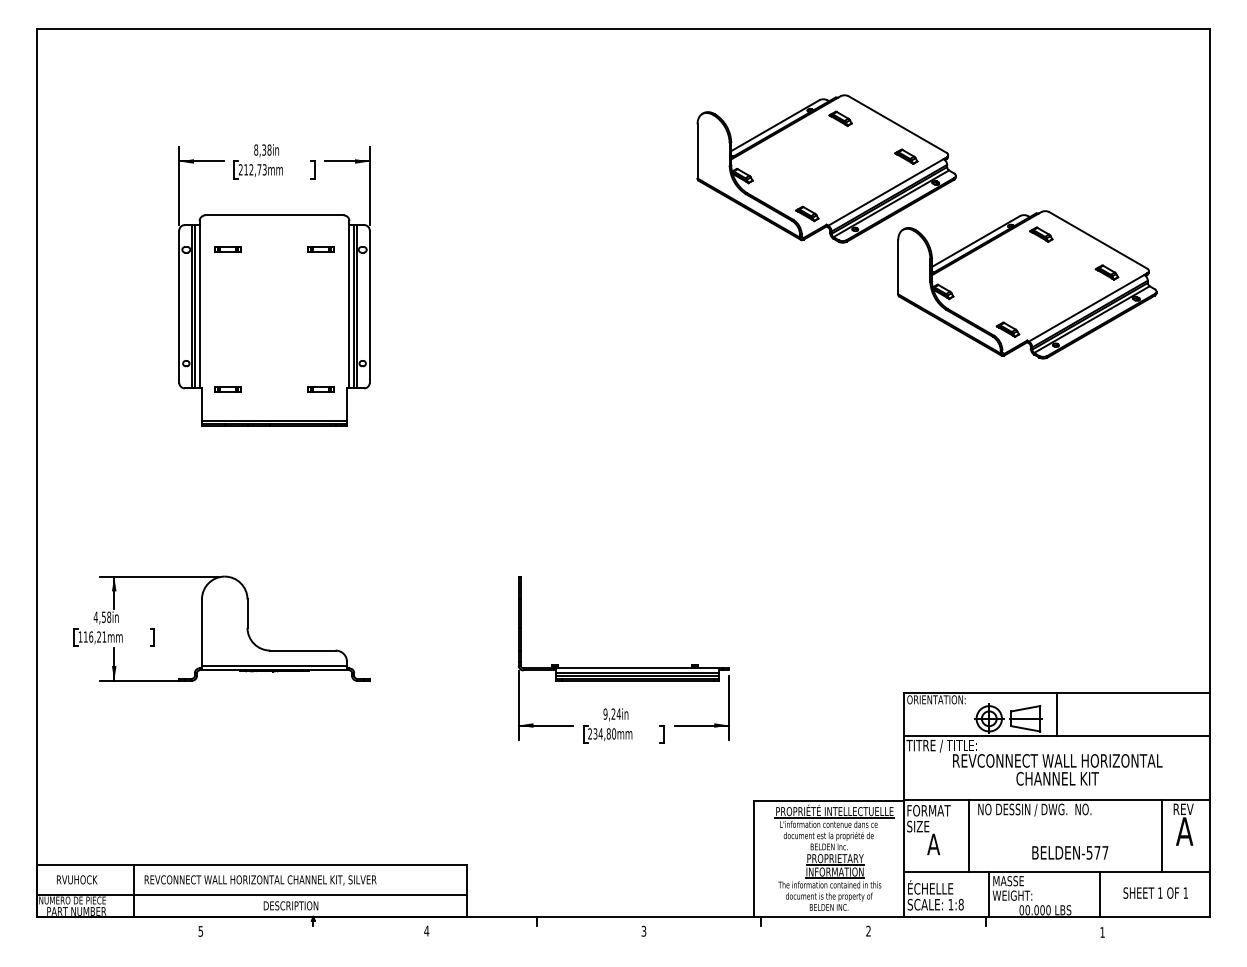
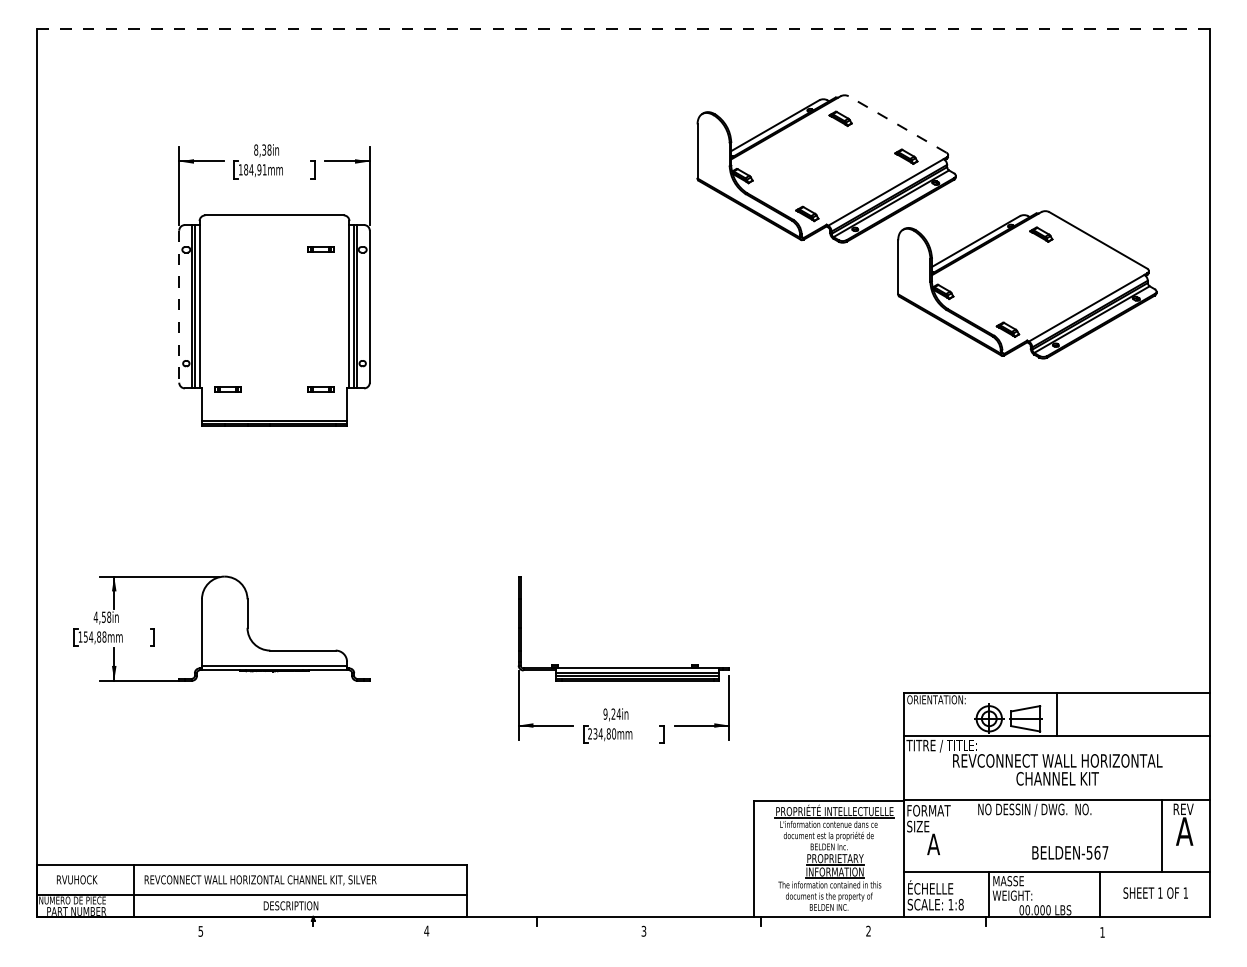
line: solid -> dashed (623, 29)
line: solid -> dashed (897, 124)
text: 212,73mm -> 184,91mm (252, 169)
part: present -> none (227, 249)
part: present -> none (1106, 272)
line: solid -> dashed (179, 306)
text: 116,21mm -> 154,88mm (94, 636)
line: present -> none (968, 835)
text: BELDEN-577 -> BELDEN-567 (1097, 852)
